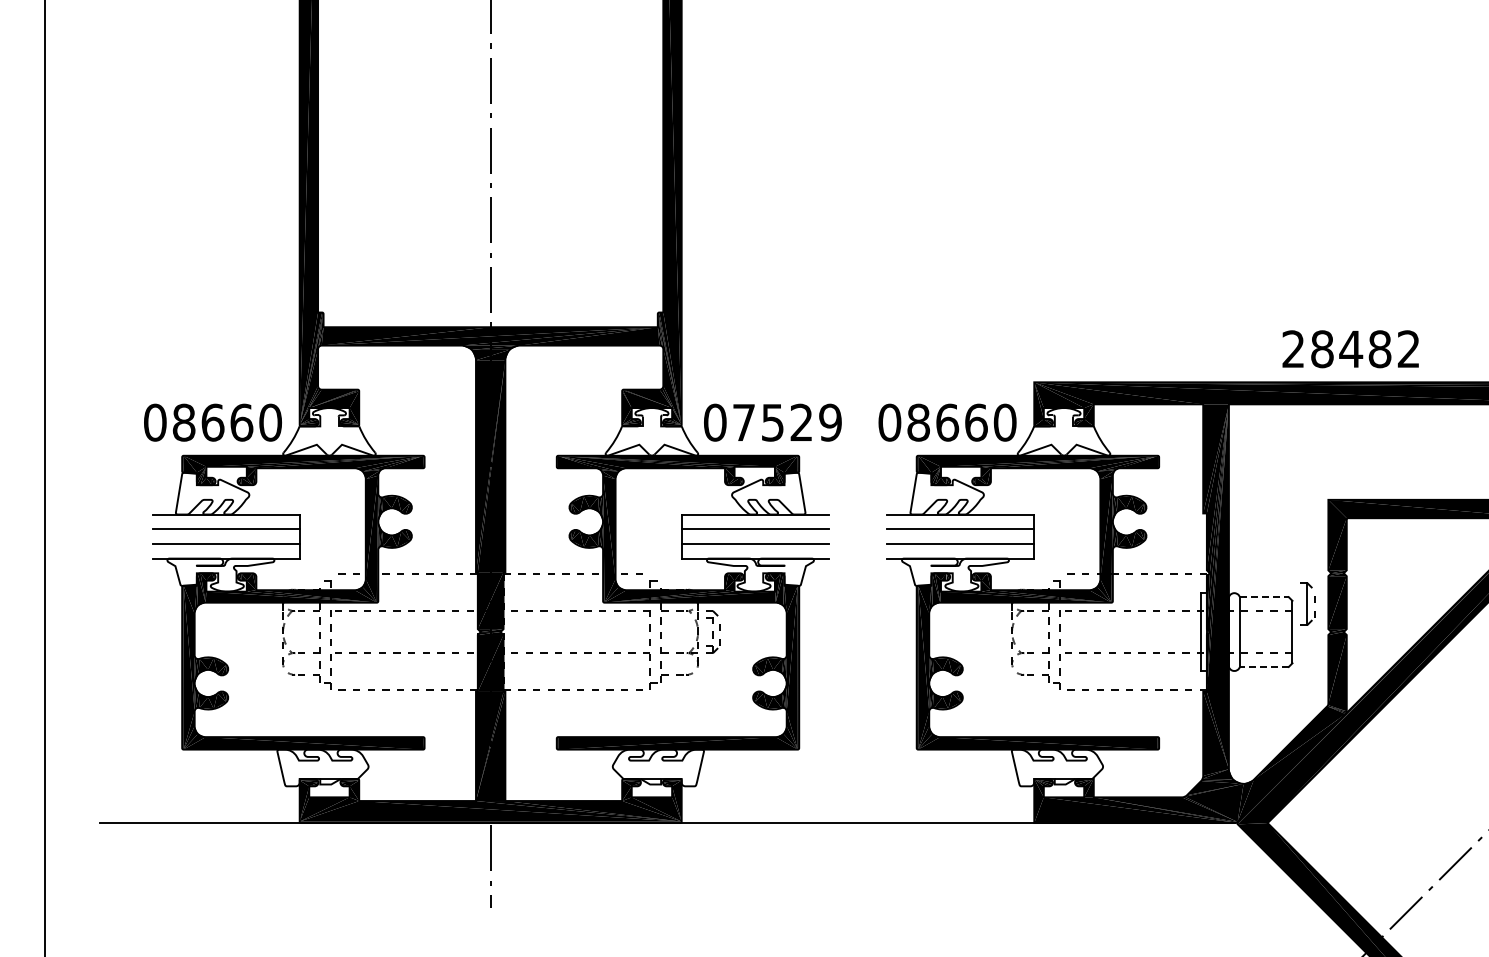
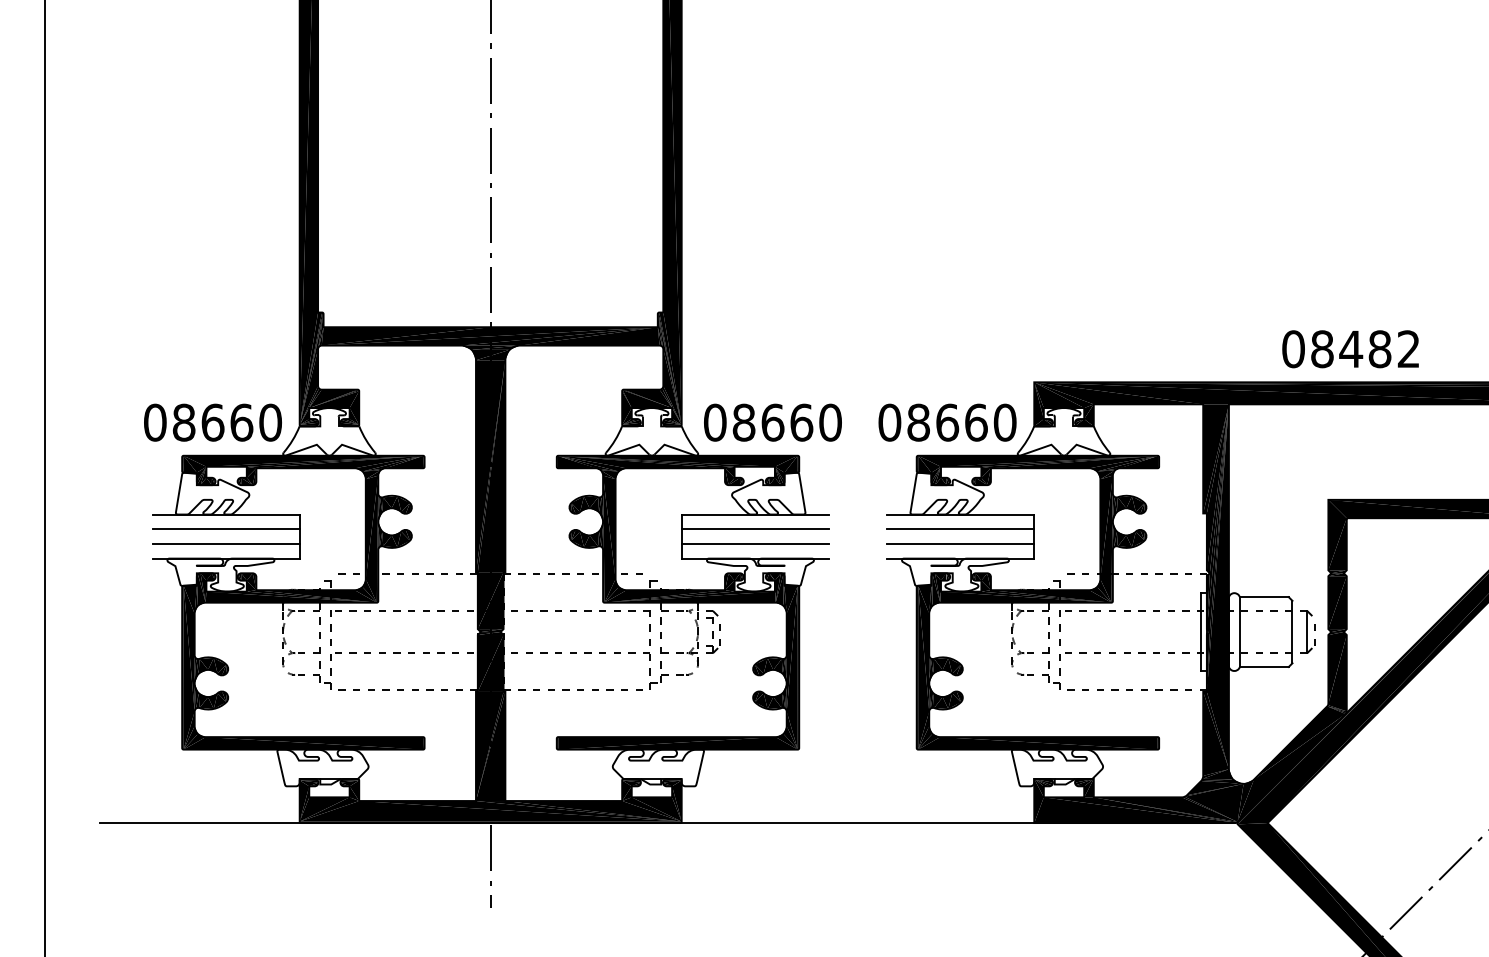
text: 28482 -> 08482 (1293, 349)
text: 07529 -> 08660 (786, 422)
line: dashed -> solid (1264, 597)
part position: (1307, 603) -> (1307, 631) (1307, 631)
line: dashed -> solid (1263, 666)
